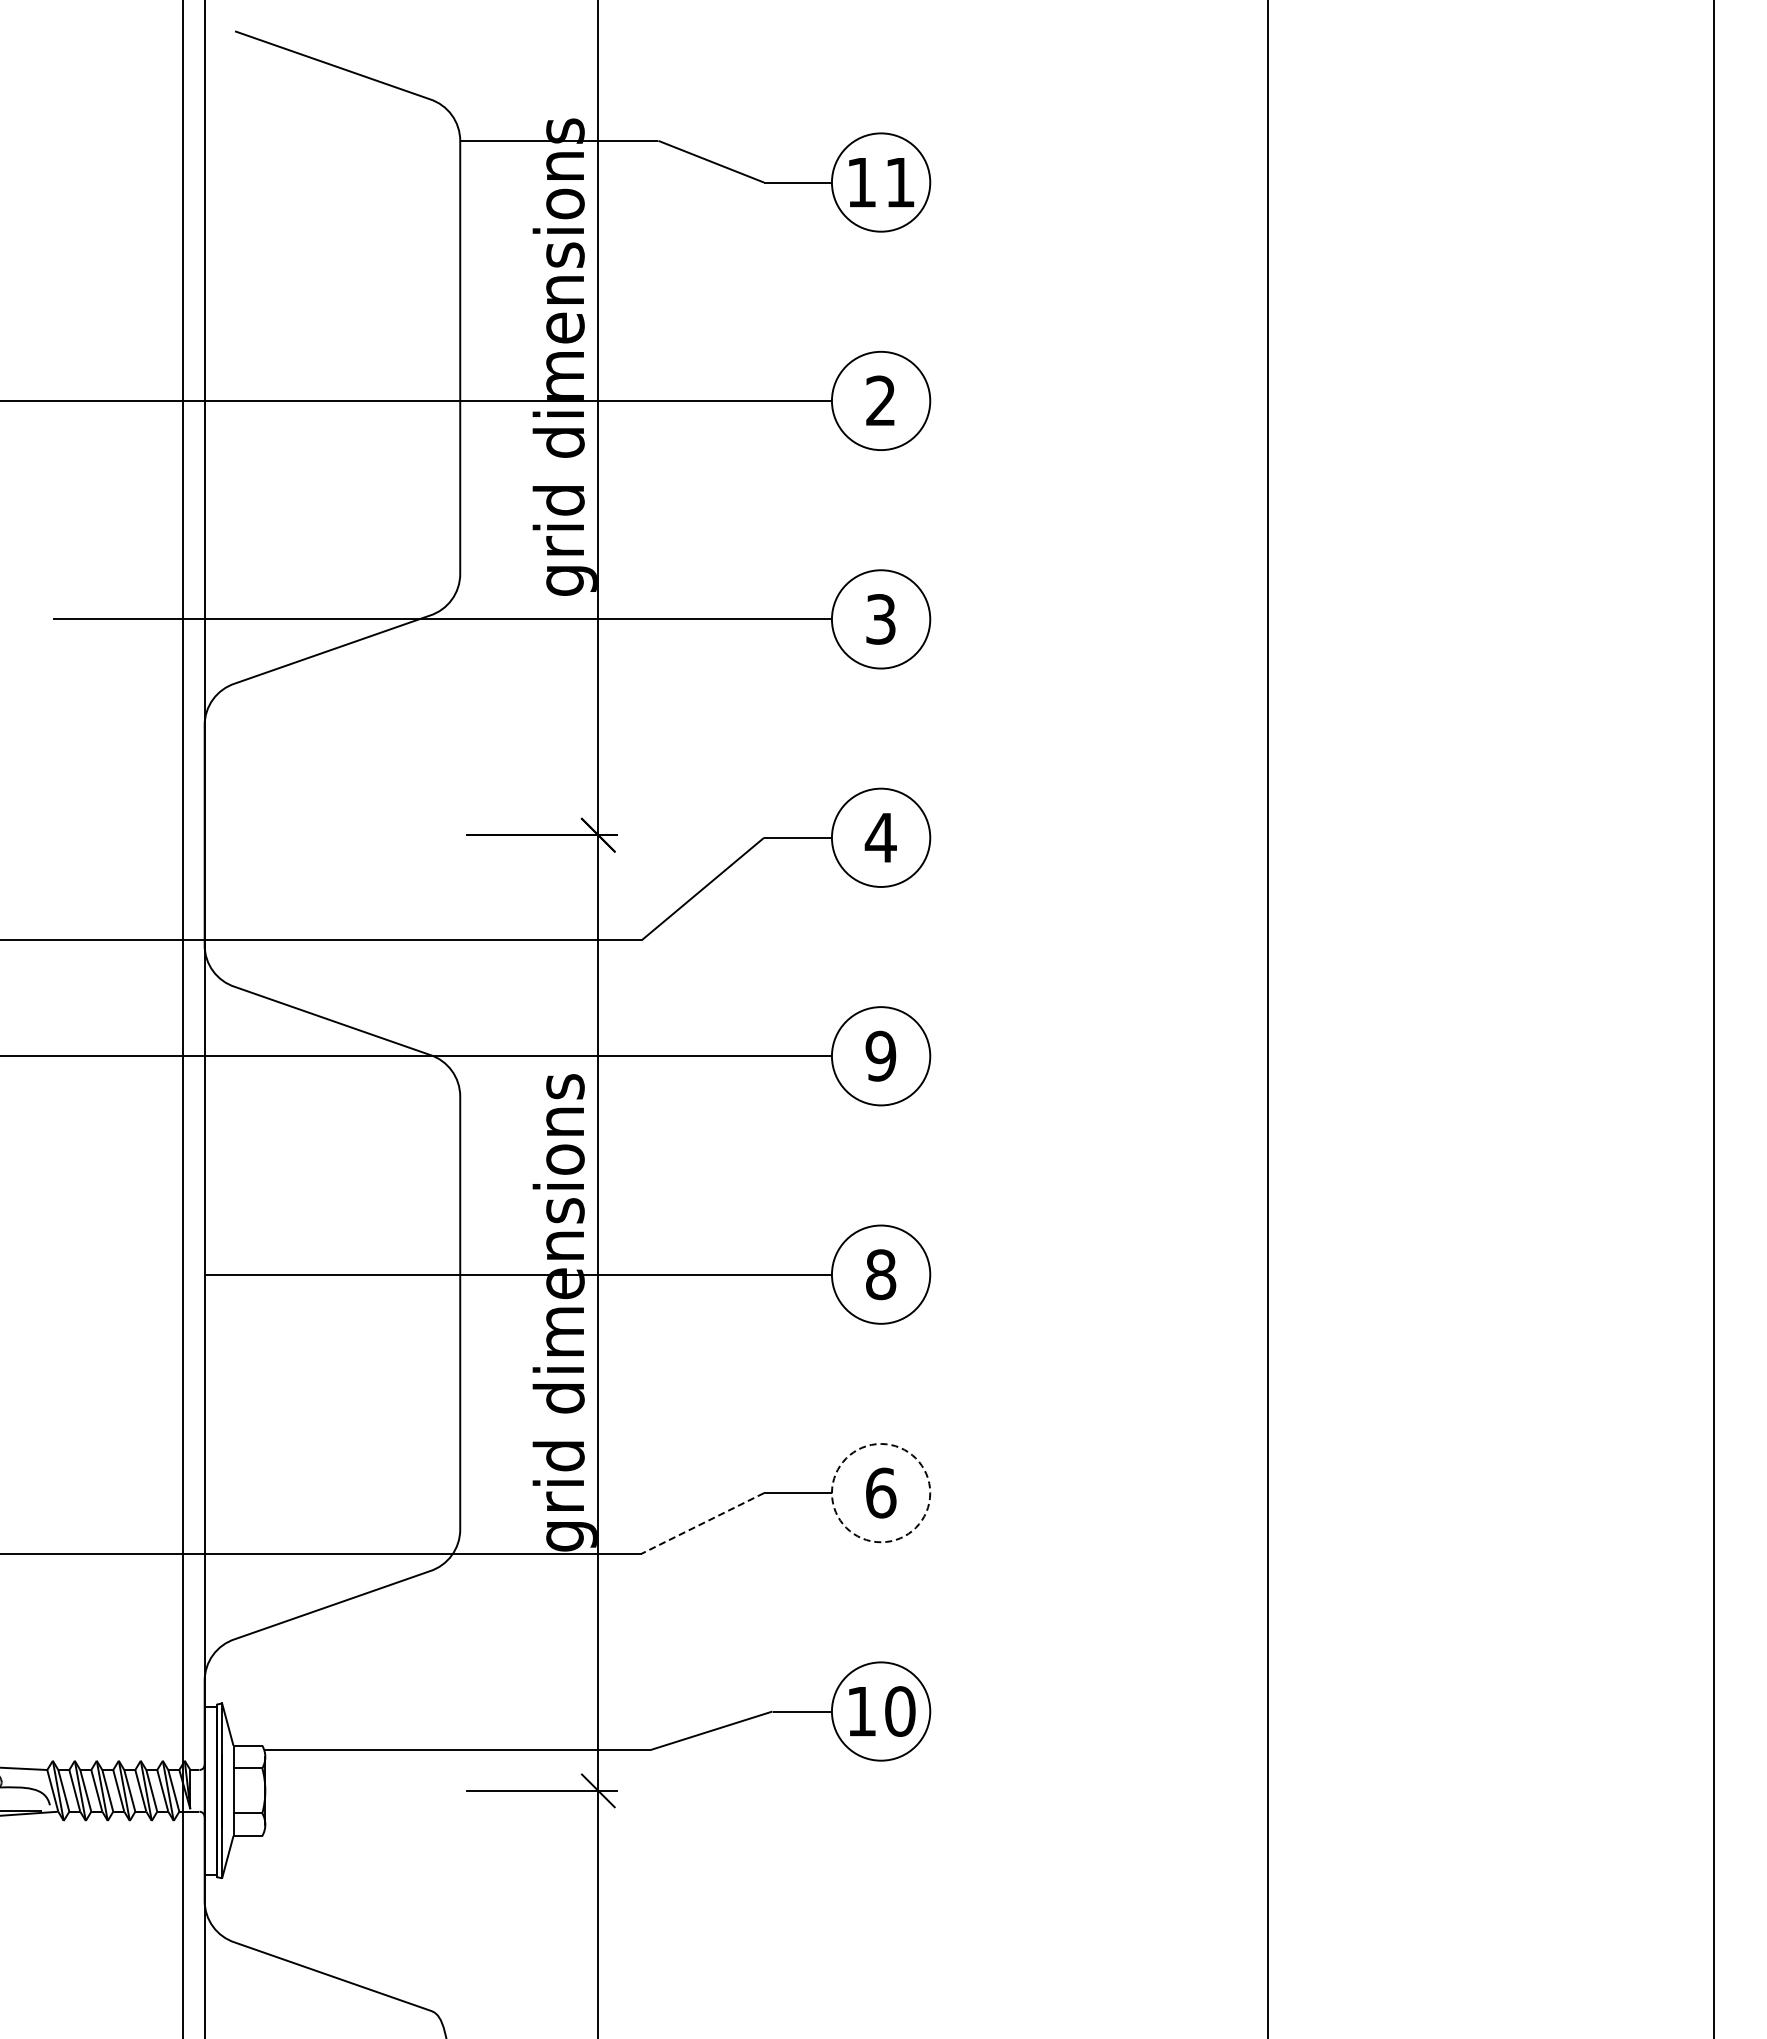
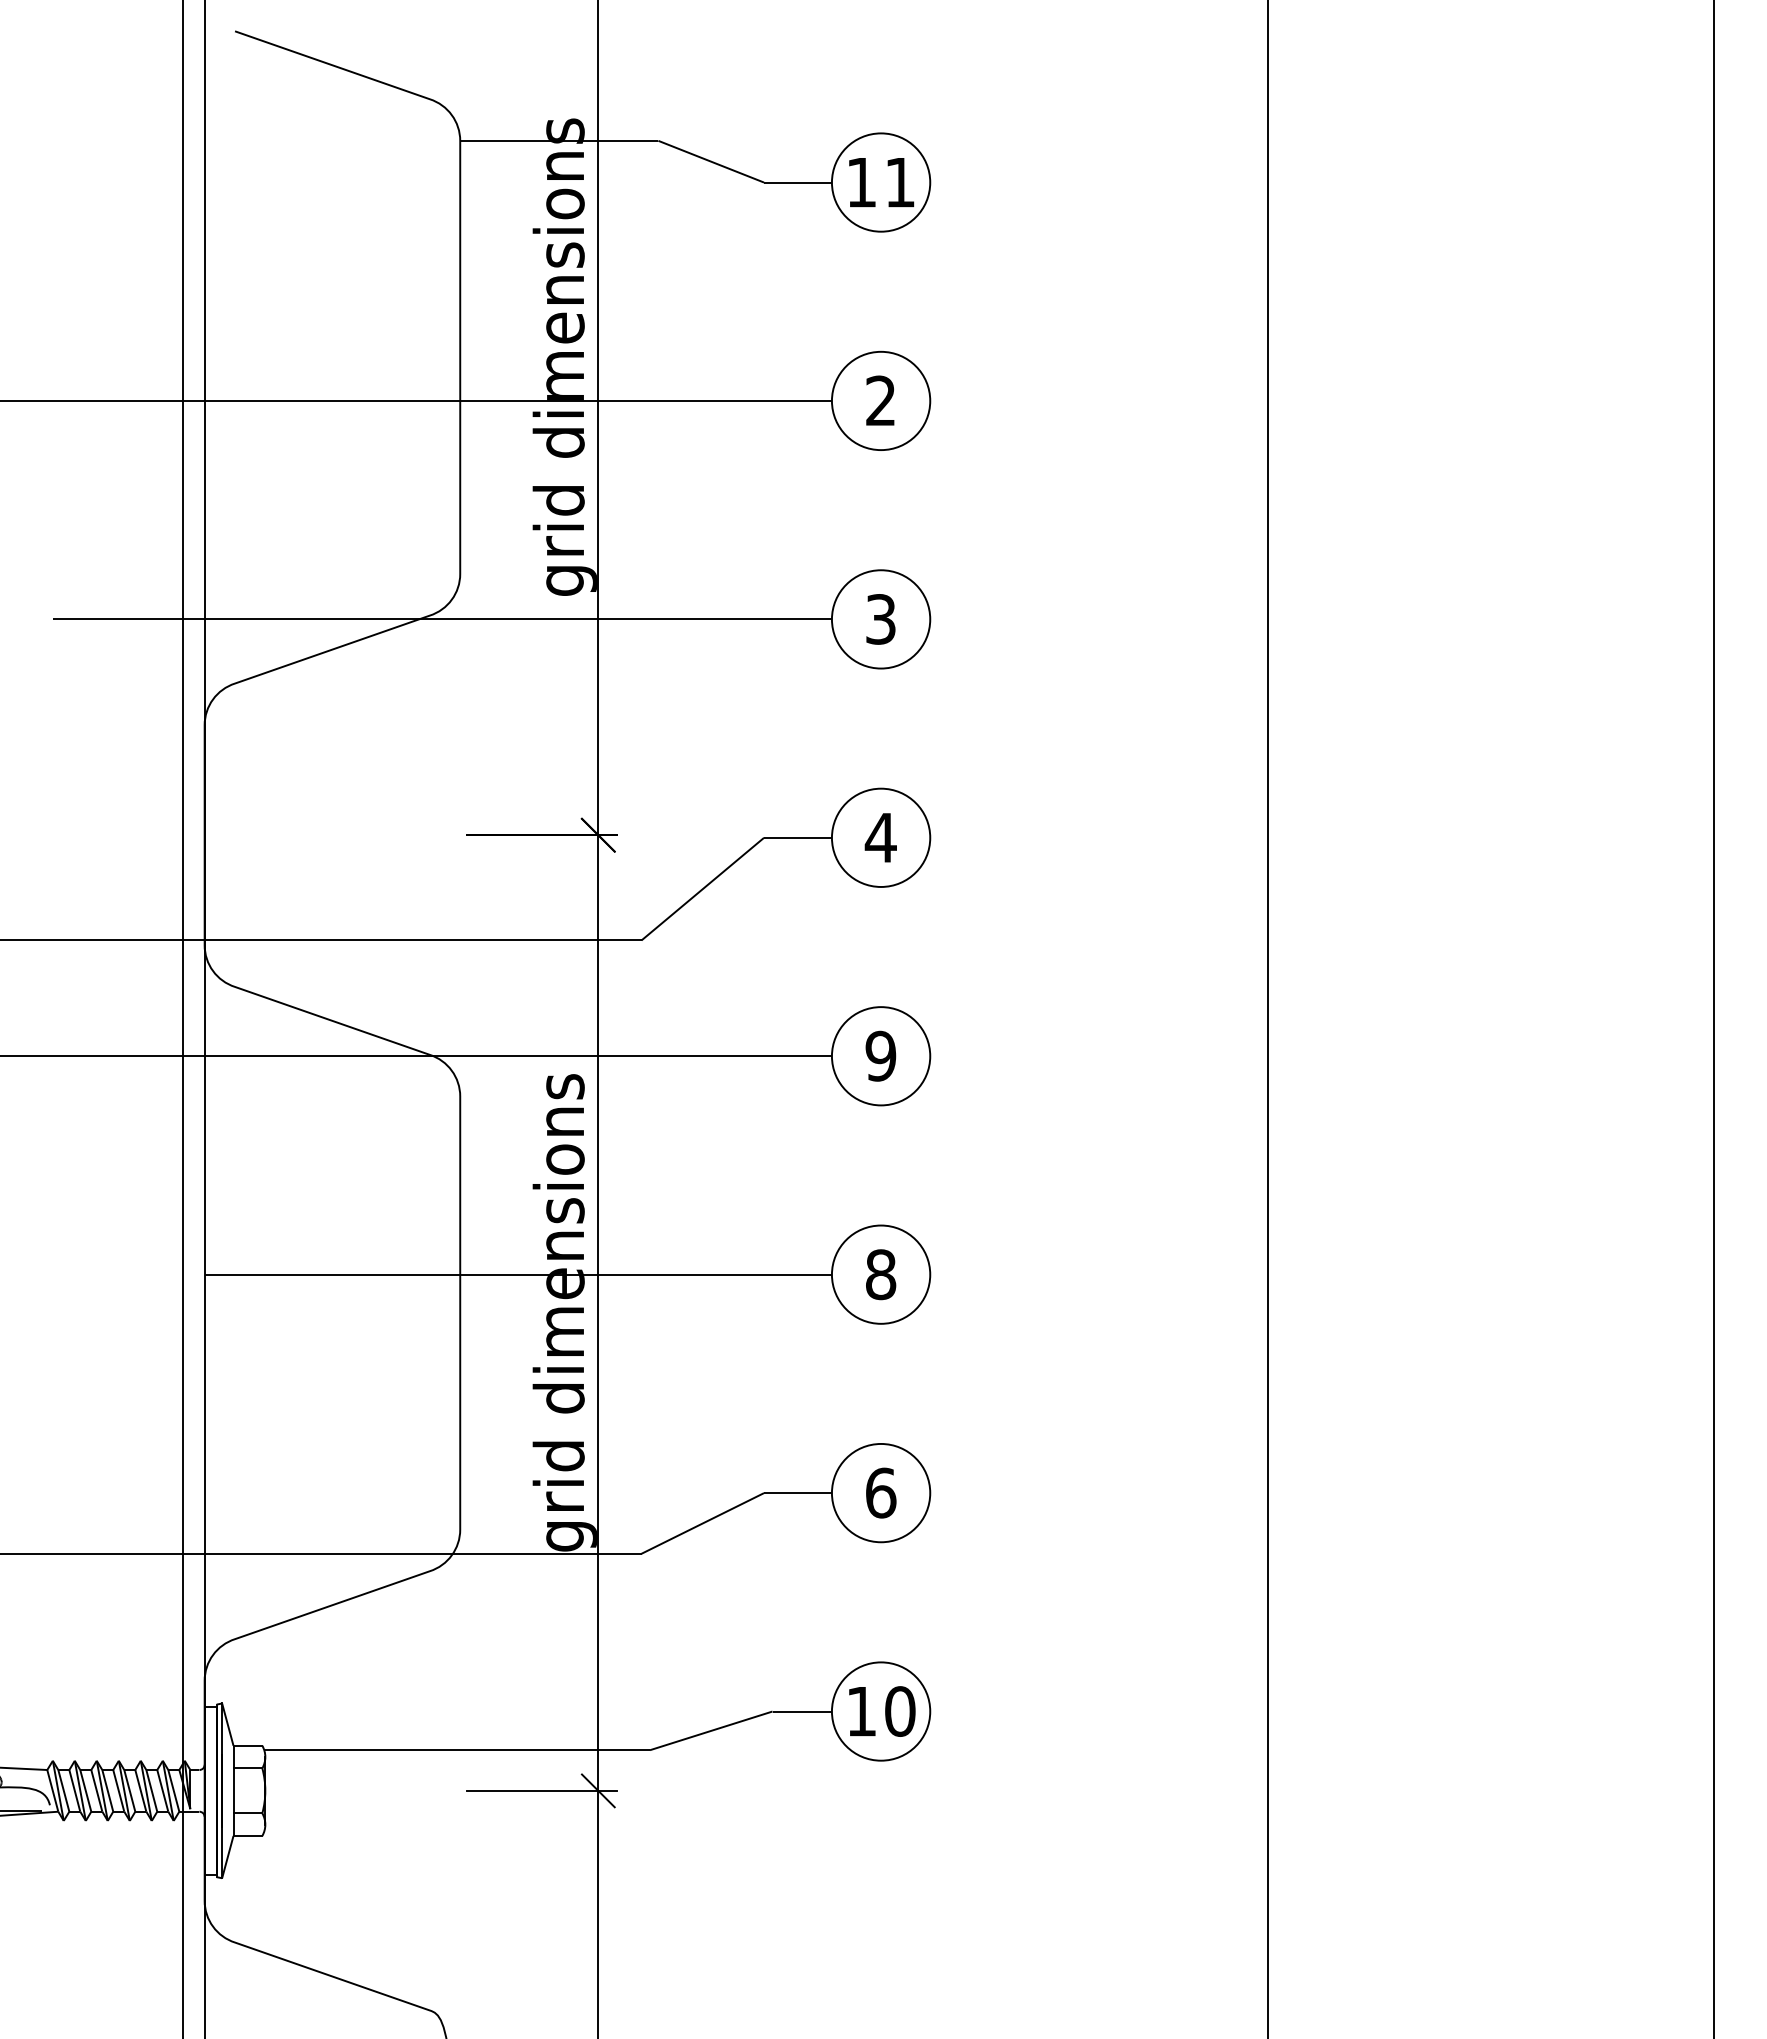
circle: dashed -> solid (880, 1492)
line: dashed -> solid (702, 1523)
